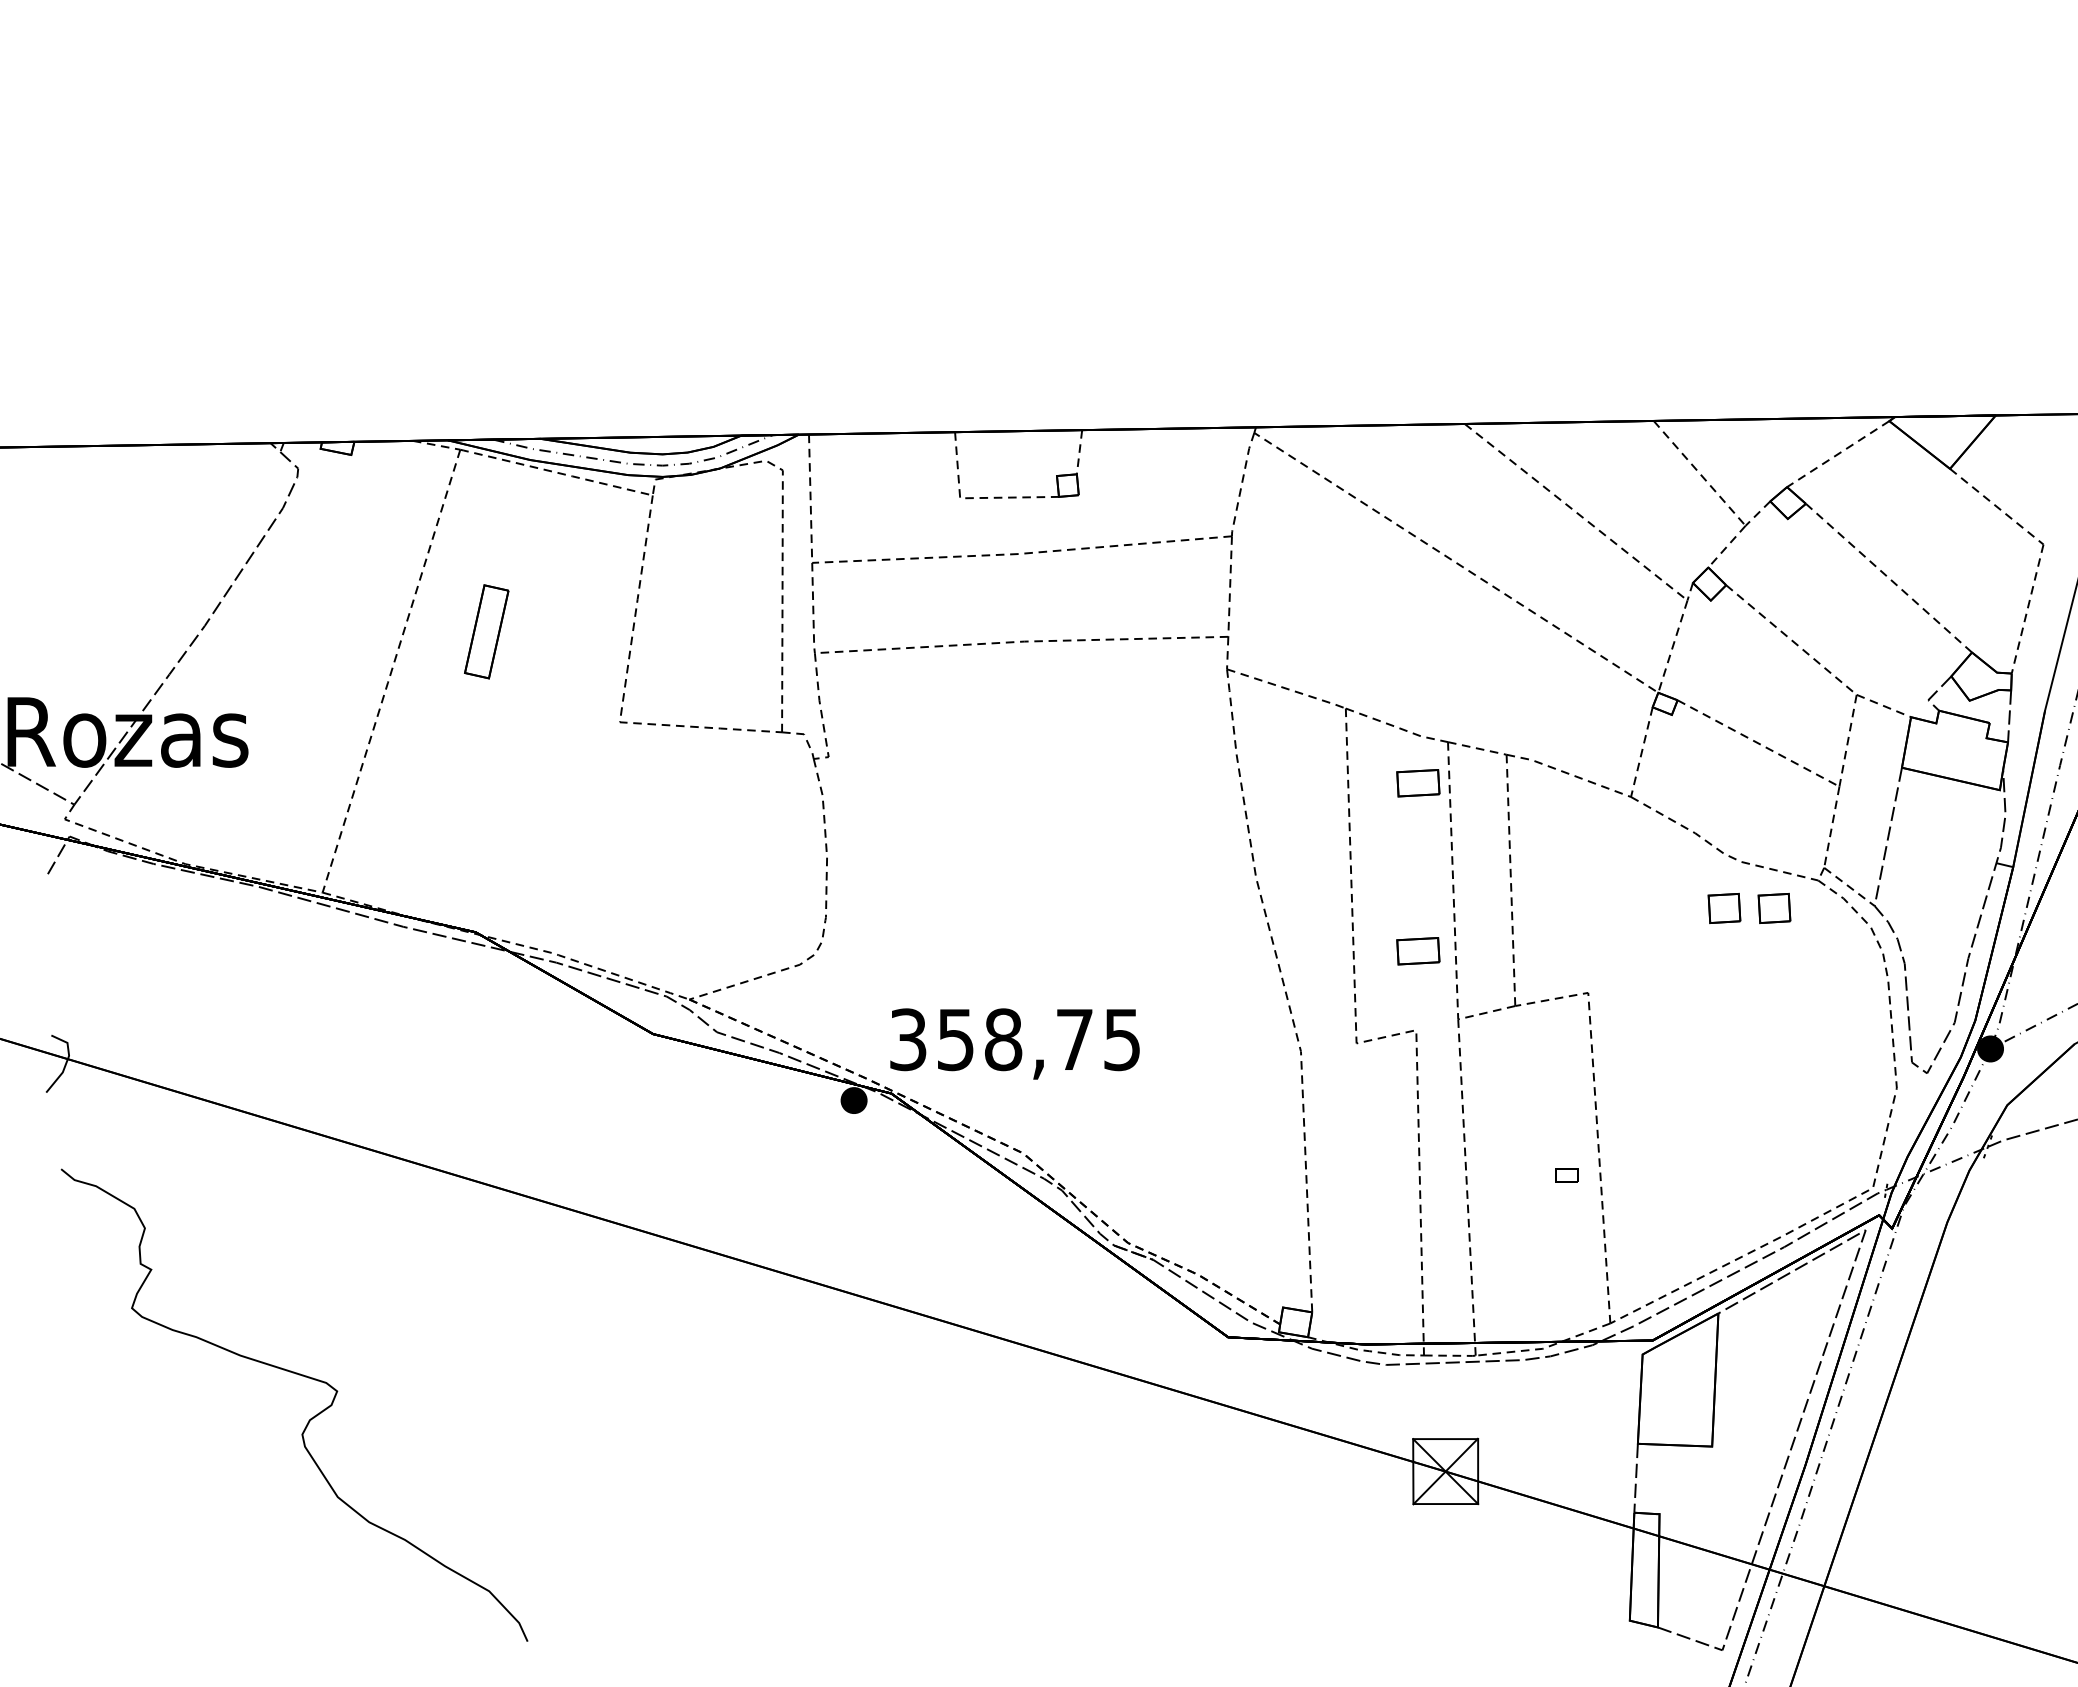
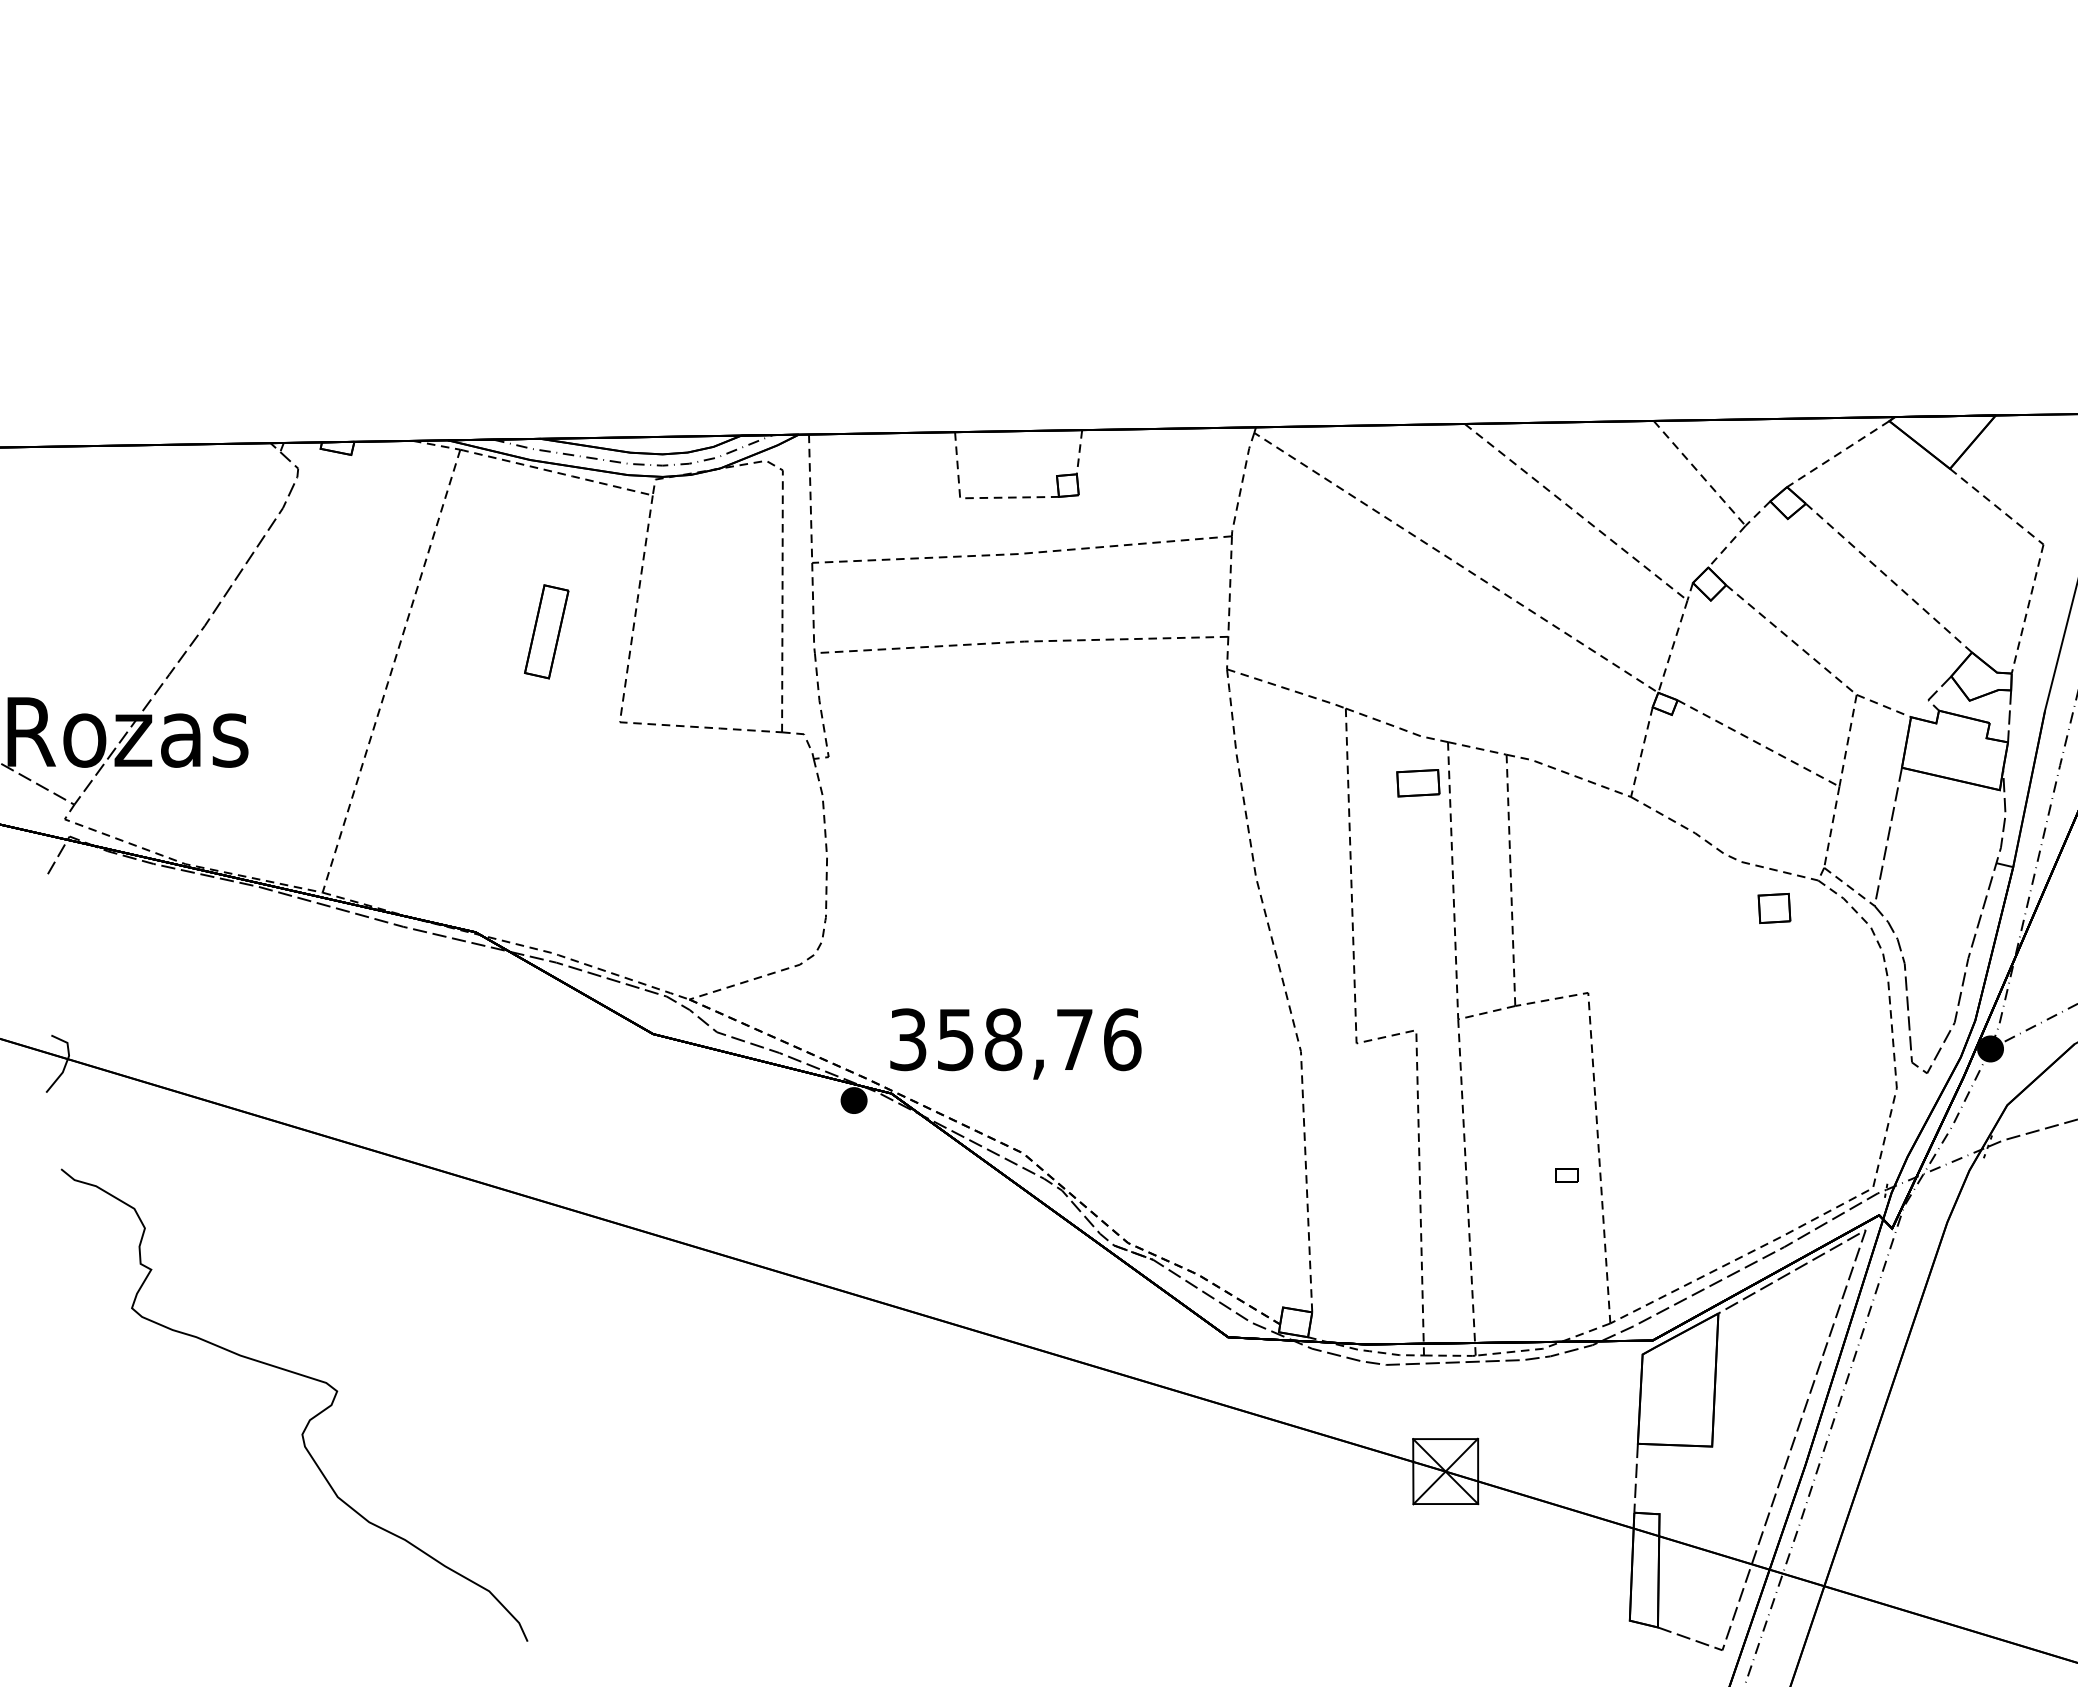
part position: (486, 631) -> (546, 631) (546, 631)
part: present -> none (1724, 907)
part: present -> none (1418, 951)
text: 358,75 -> 358,76 (1122, 1039)
